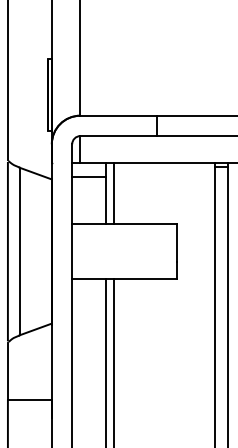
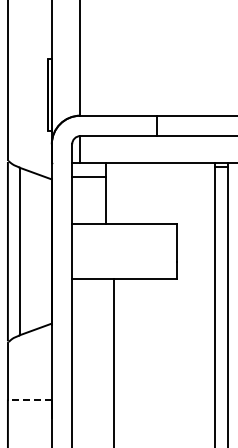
line: present -> none (114, 193)
line: present -> none (106, 361)
line: solid -> dashed (29, 399)
